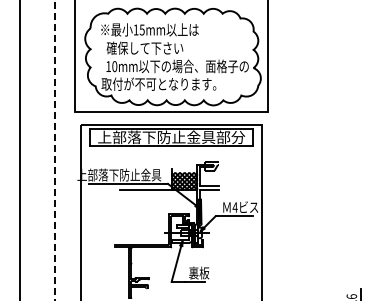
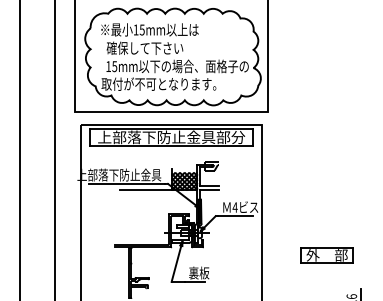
text: 10mm -> 15mm (114, 66)
line: dashed -> solid (54, 150)
part: none -> present (326, 255)
